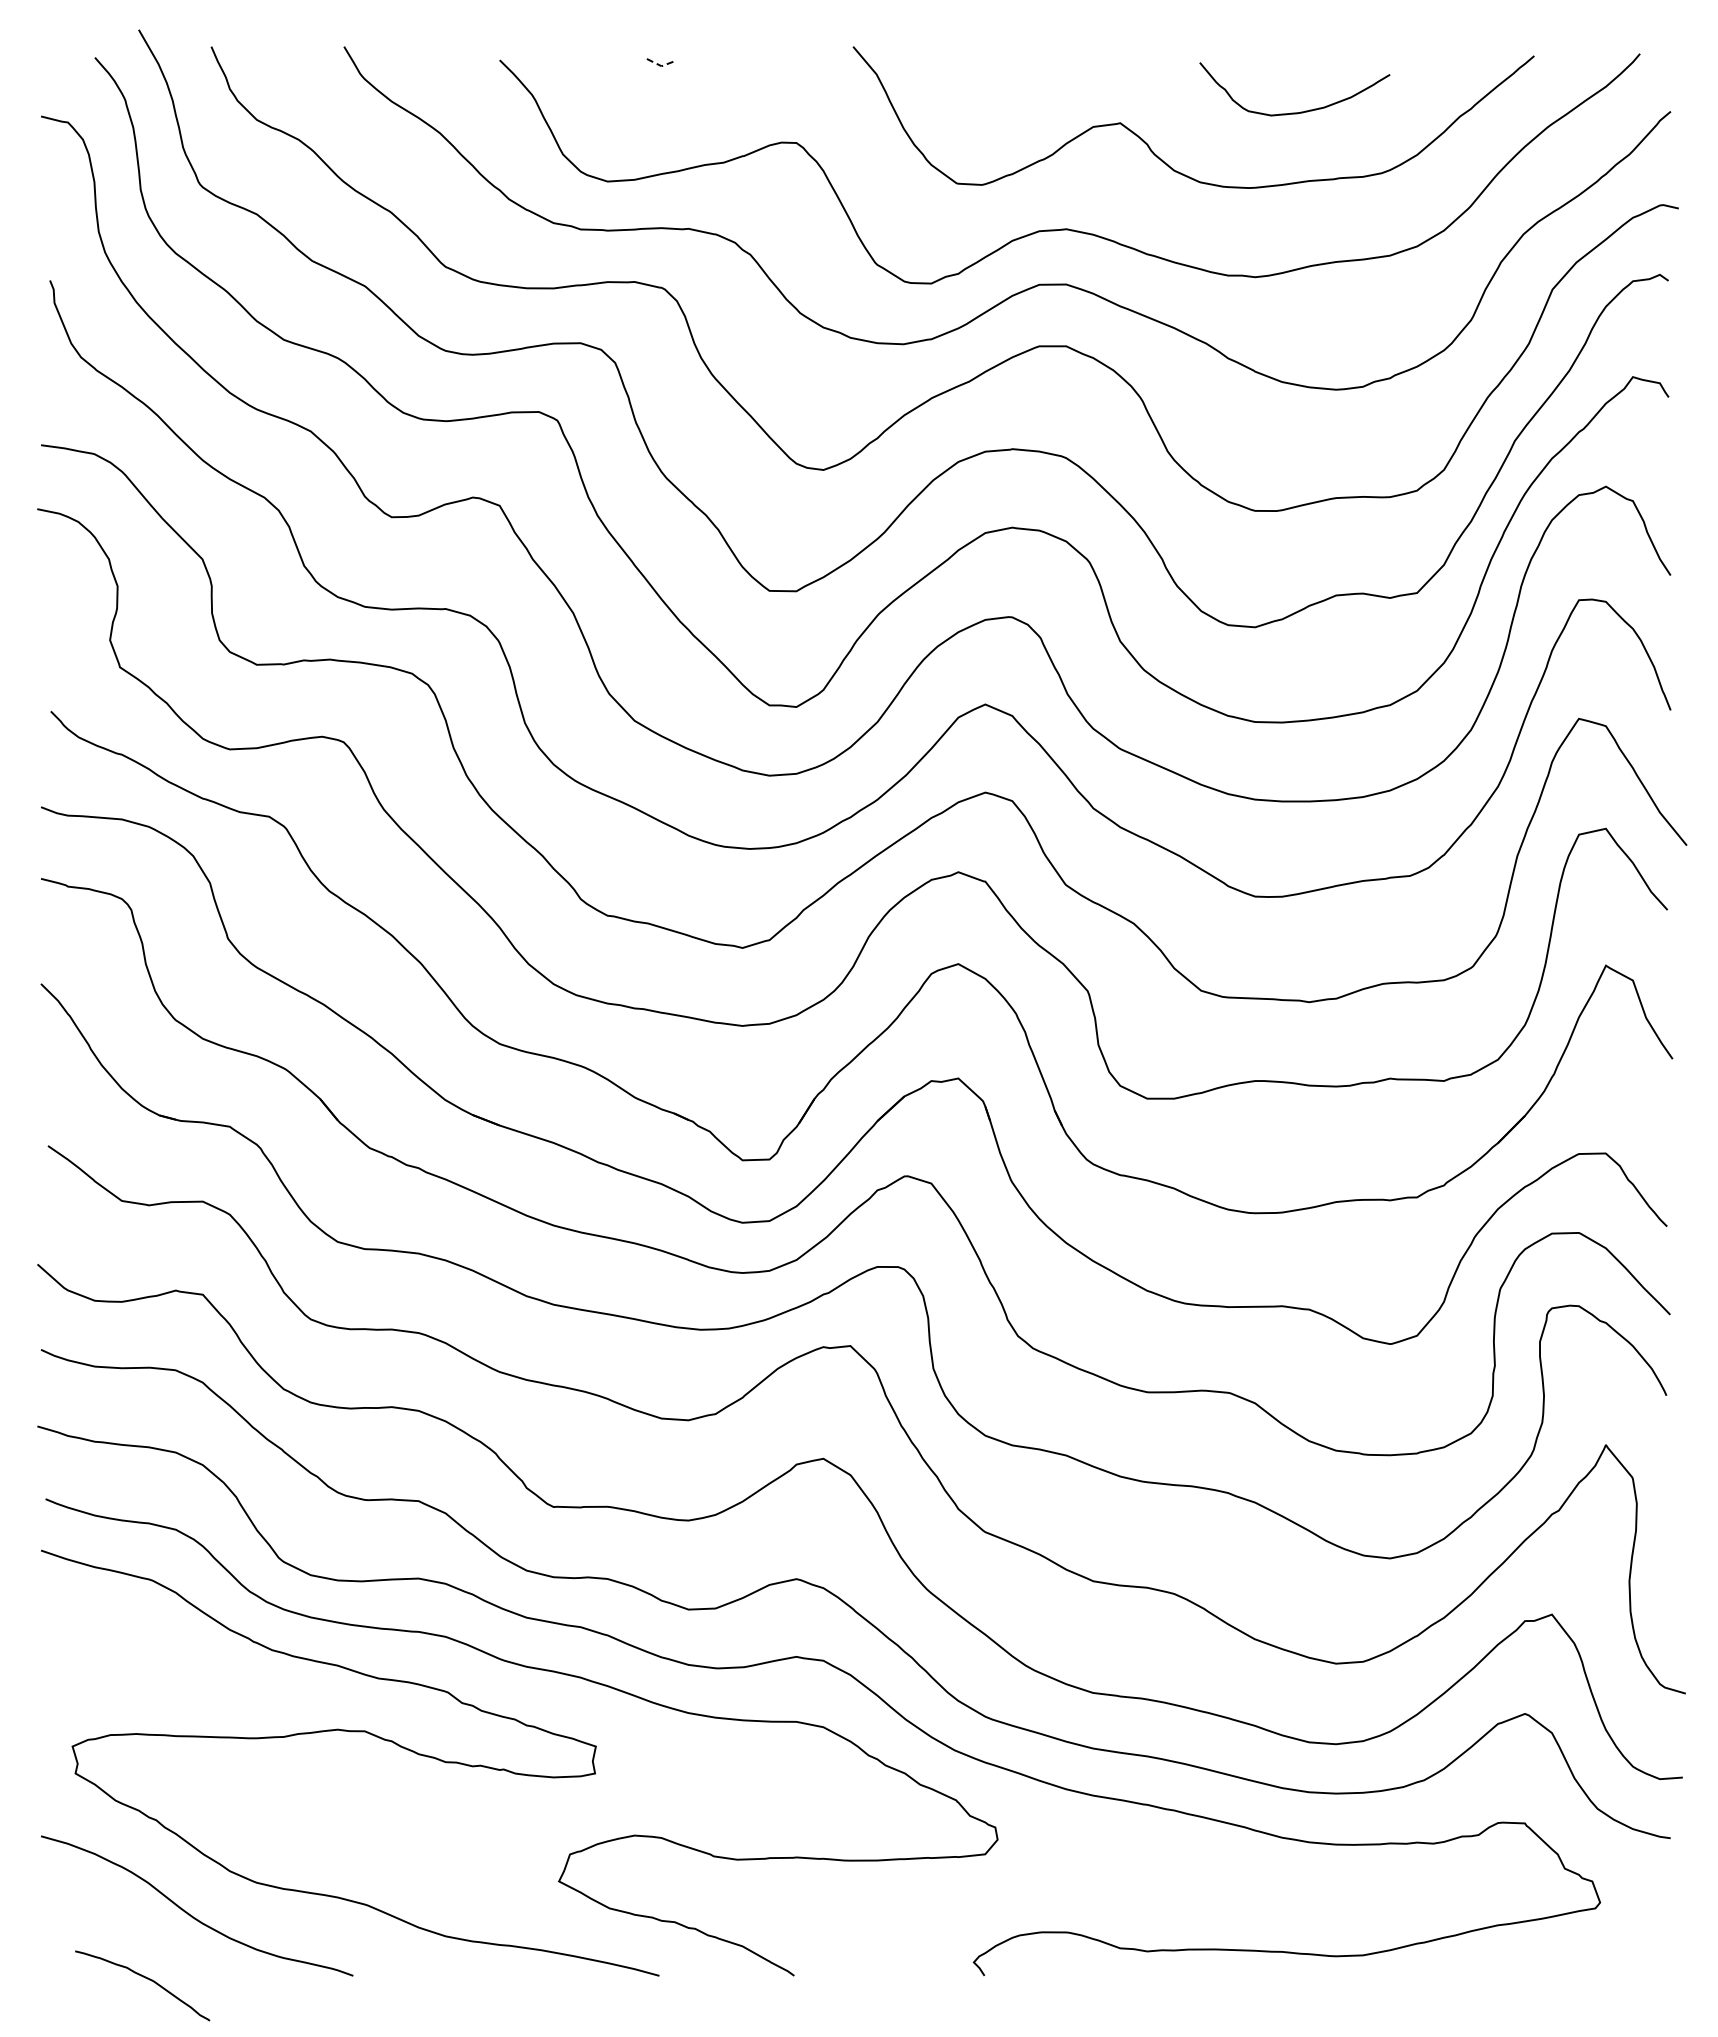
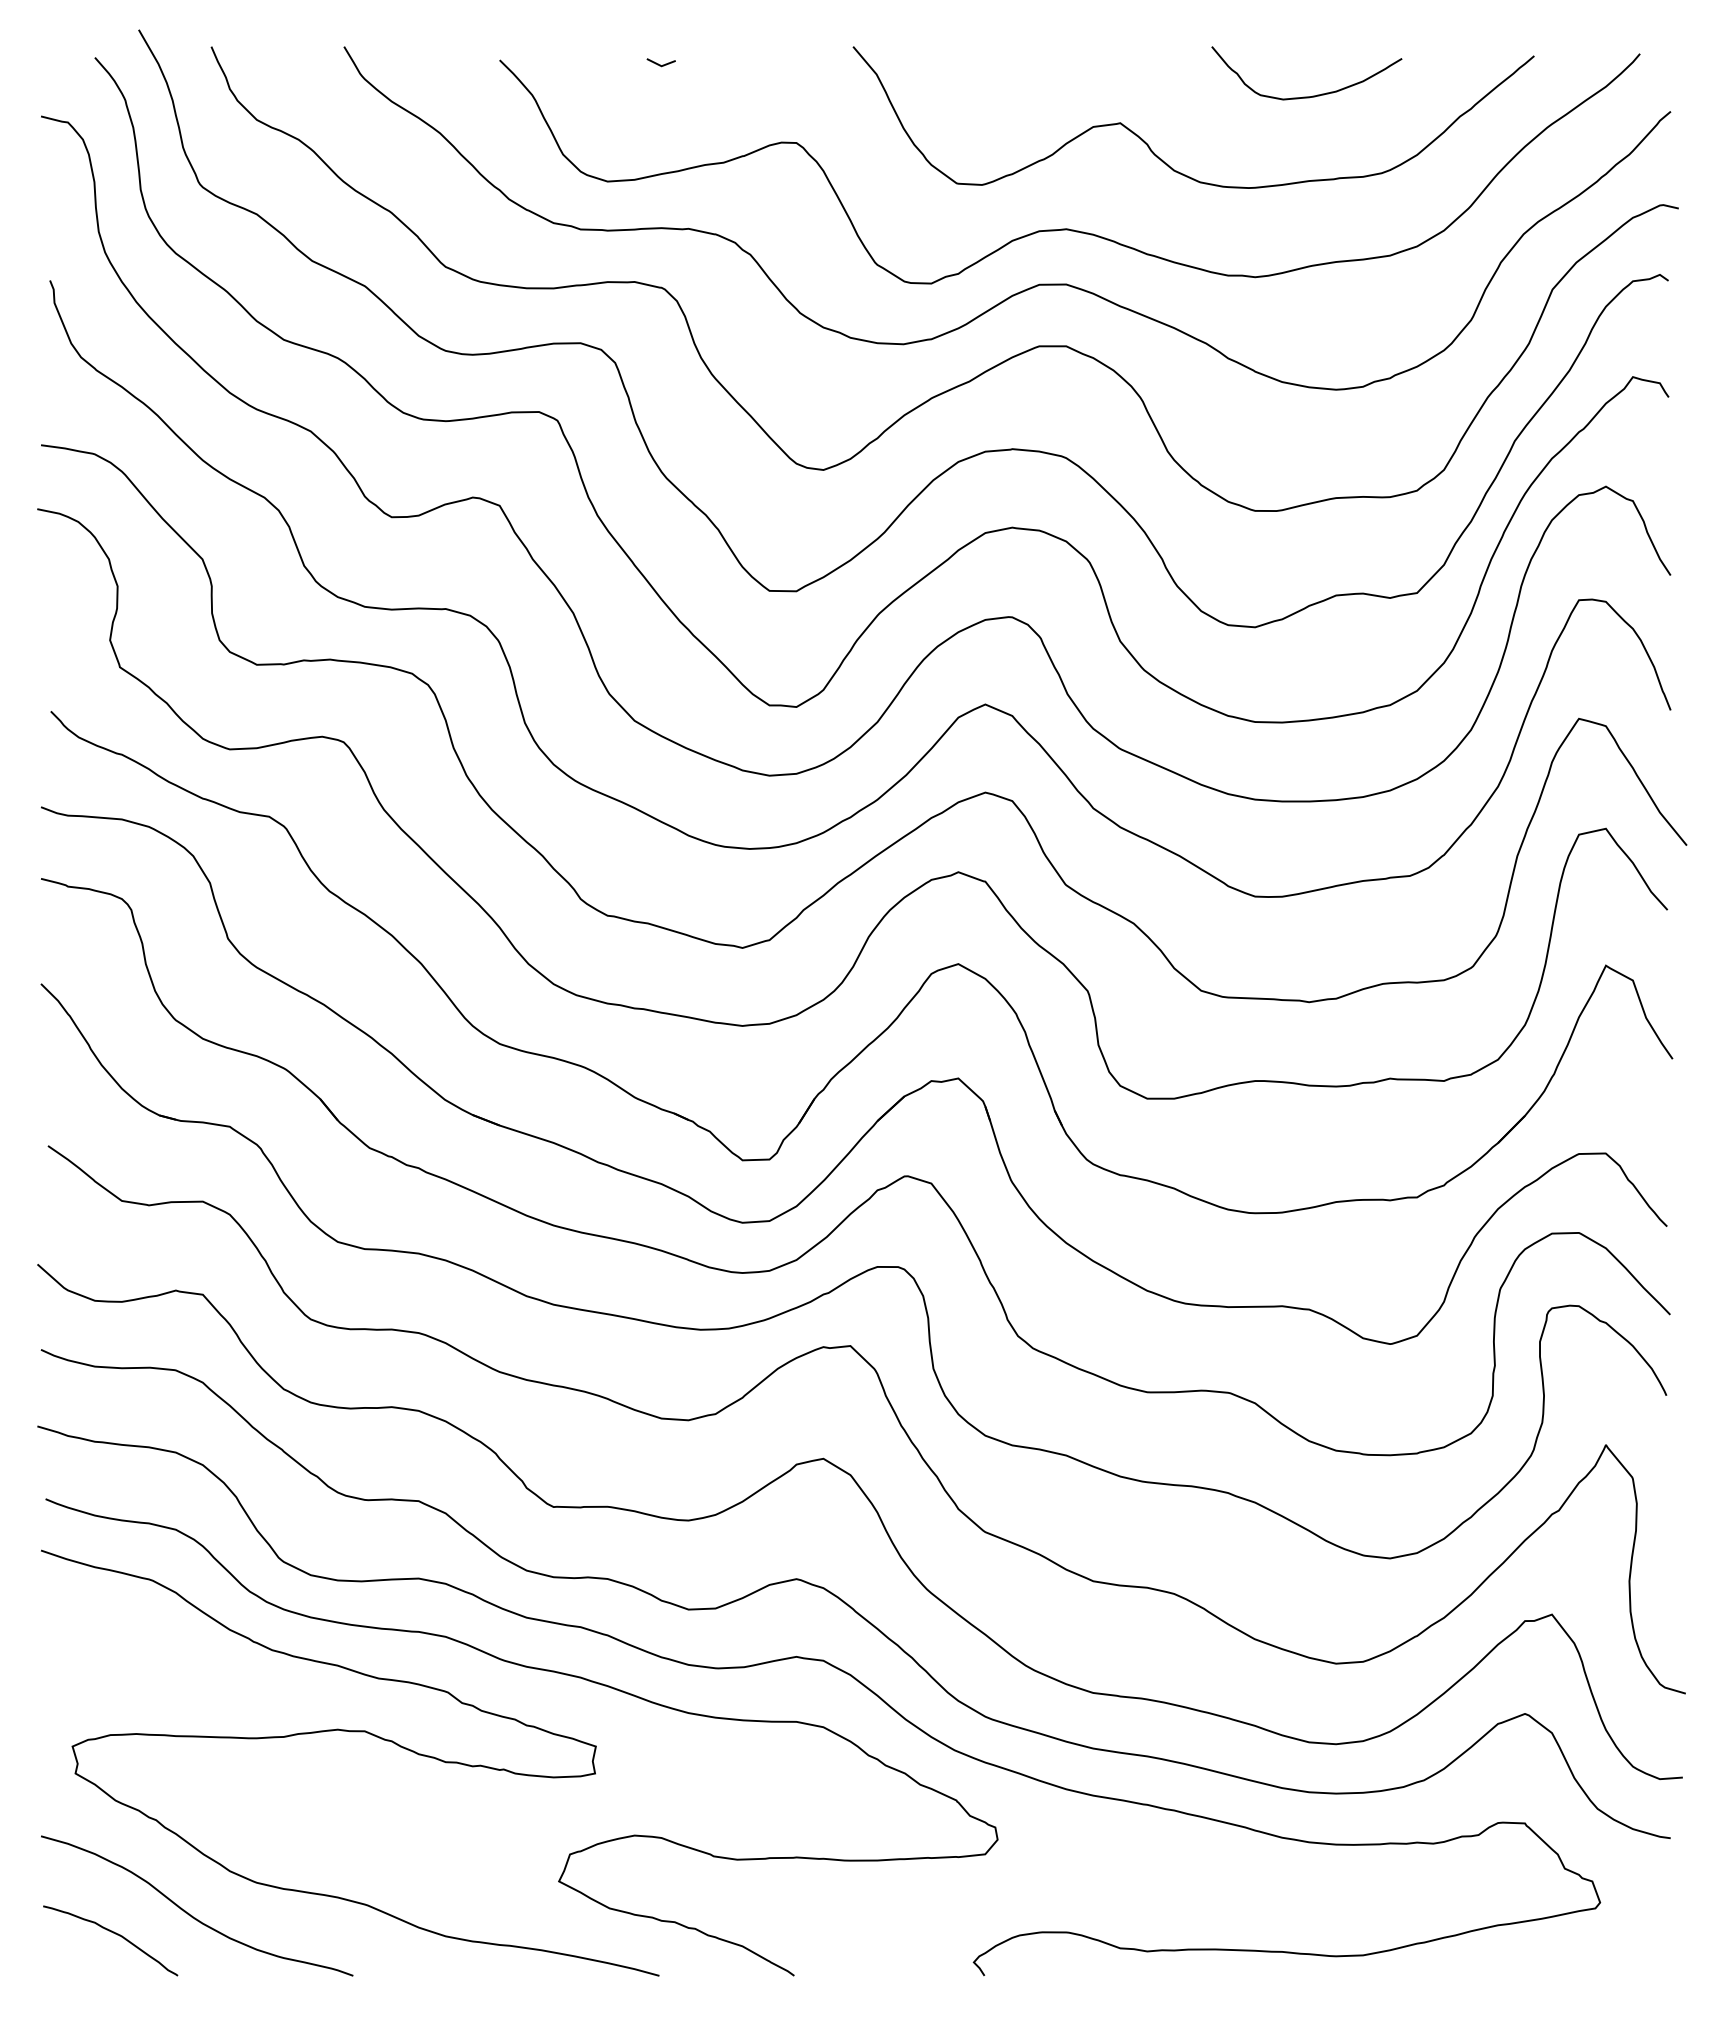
line: dashed -> solid (661, 66)
curve position: (1300, 111) -> (1312, 95) (1312, 95)
curve position: (145, 1978) -> (113, 1933) (113, 1933)
